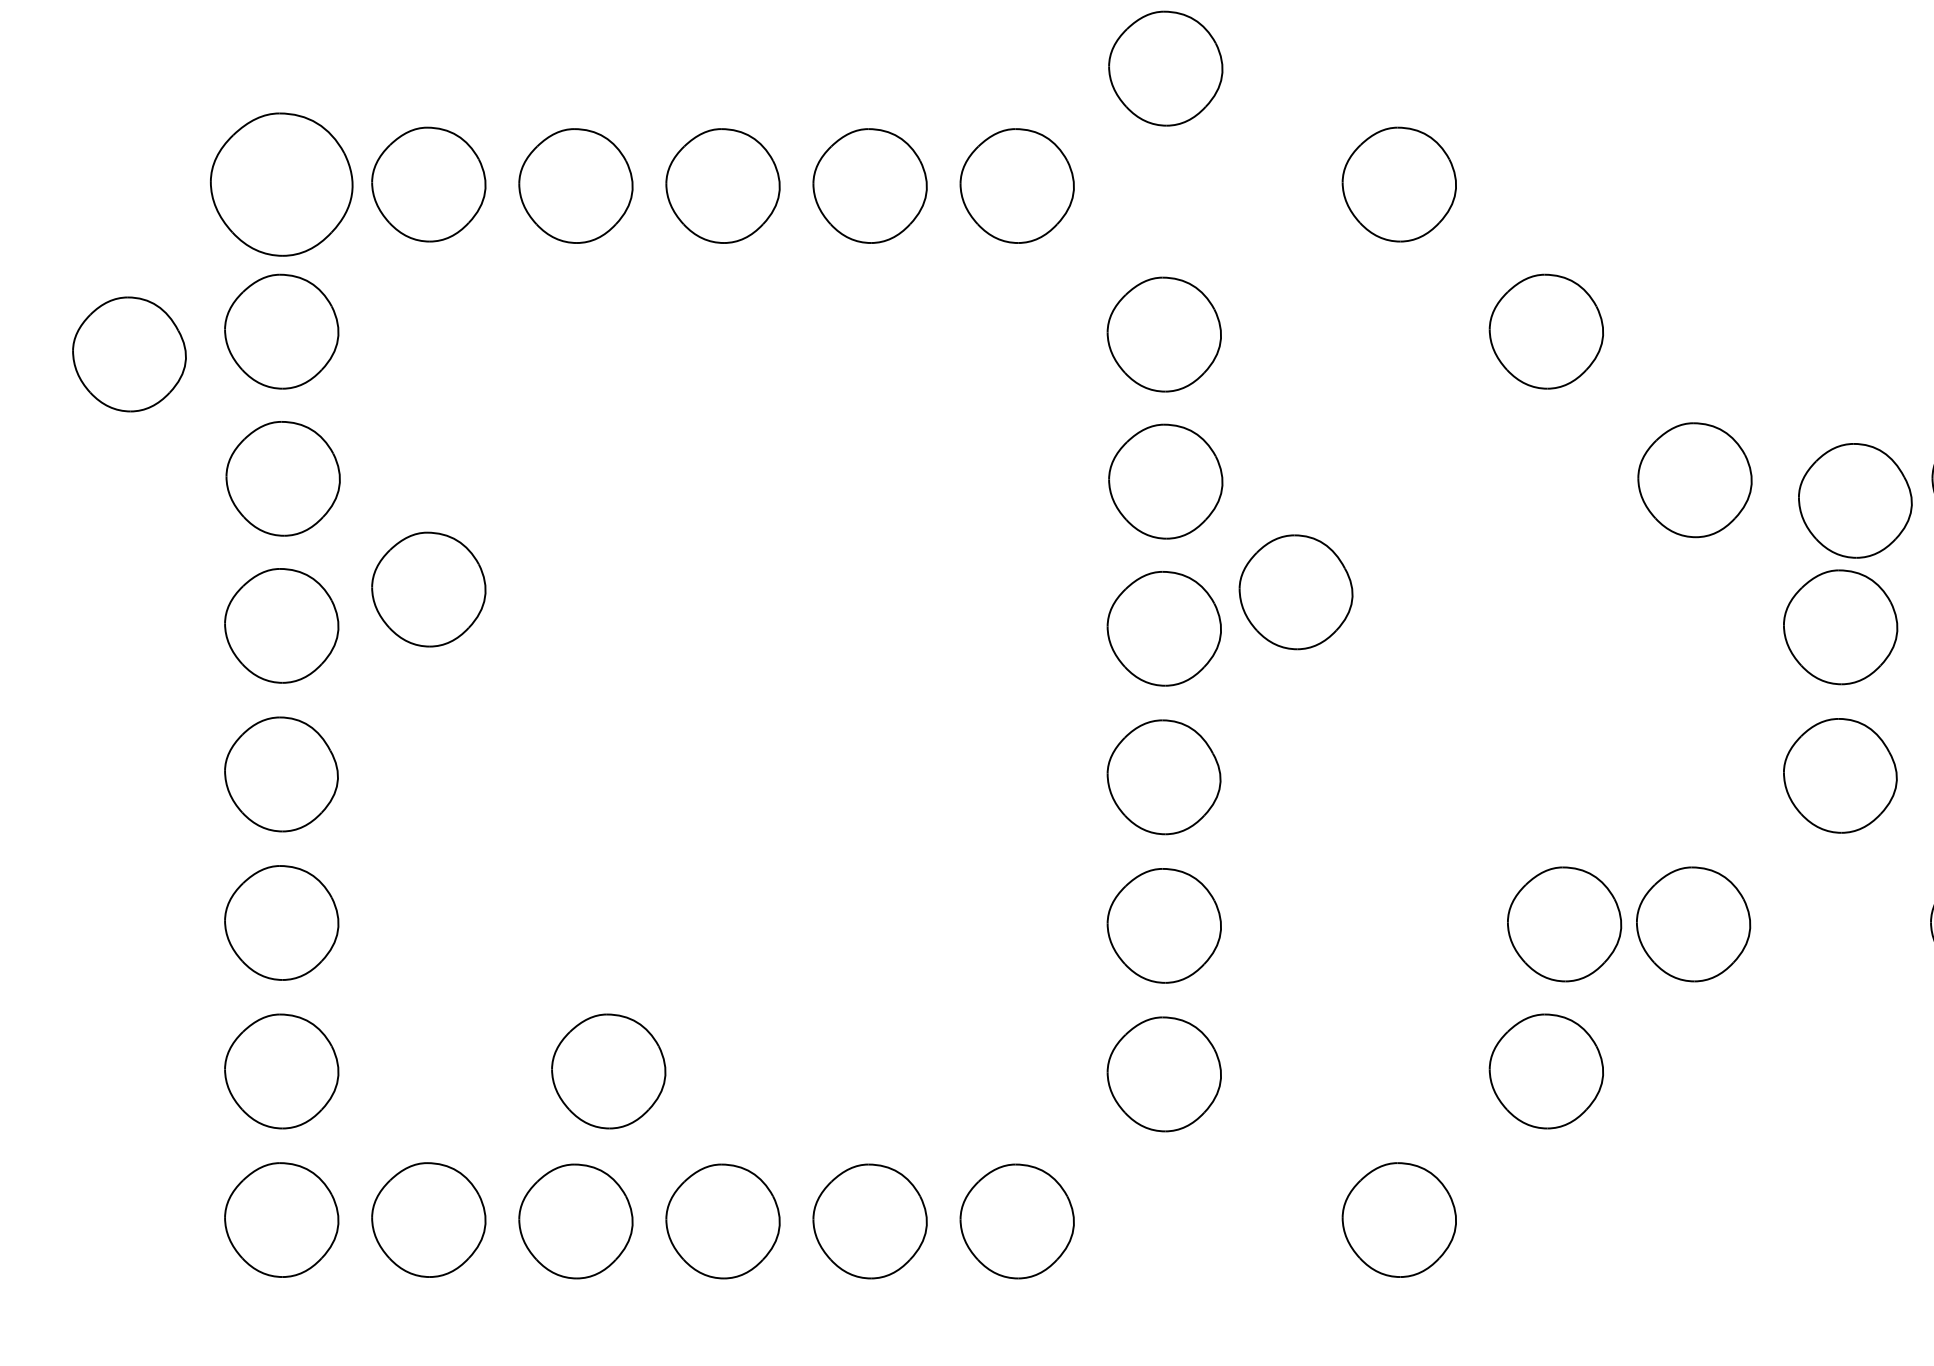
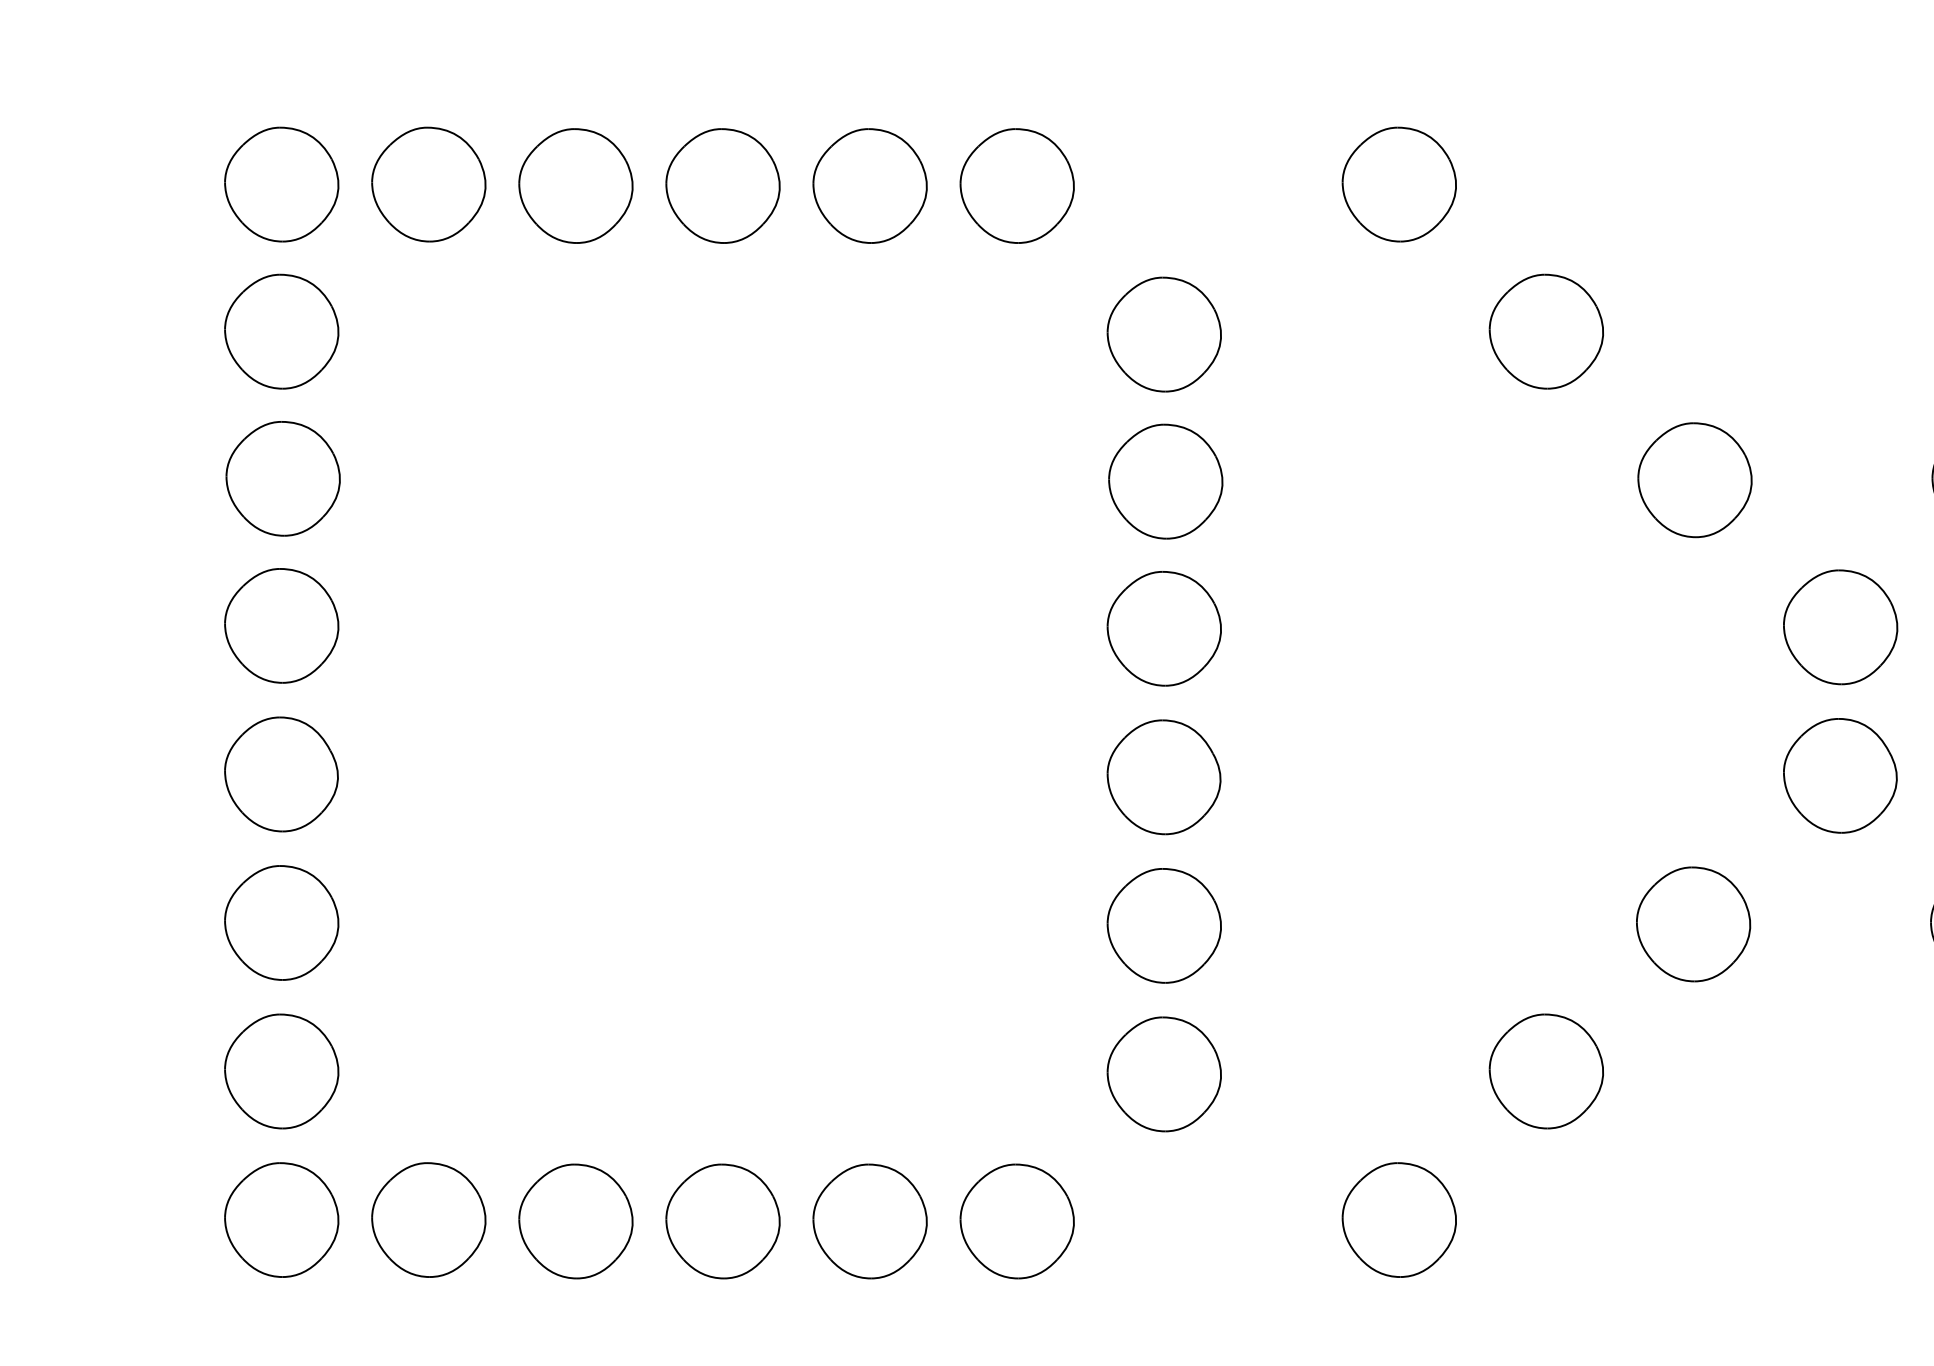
part: present -> none (1165, 68)
part size: 144x145 px -> 116x117 px (281, 184)
part: present -> none (129, 354)
part: present -> none (1855, 500)
part: present -> none (428, 589)
part: present -> none (1295, 592)
part: present -> none (1564, 924)
part: present -> none (608, 1071)
